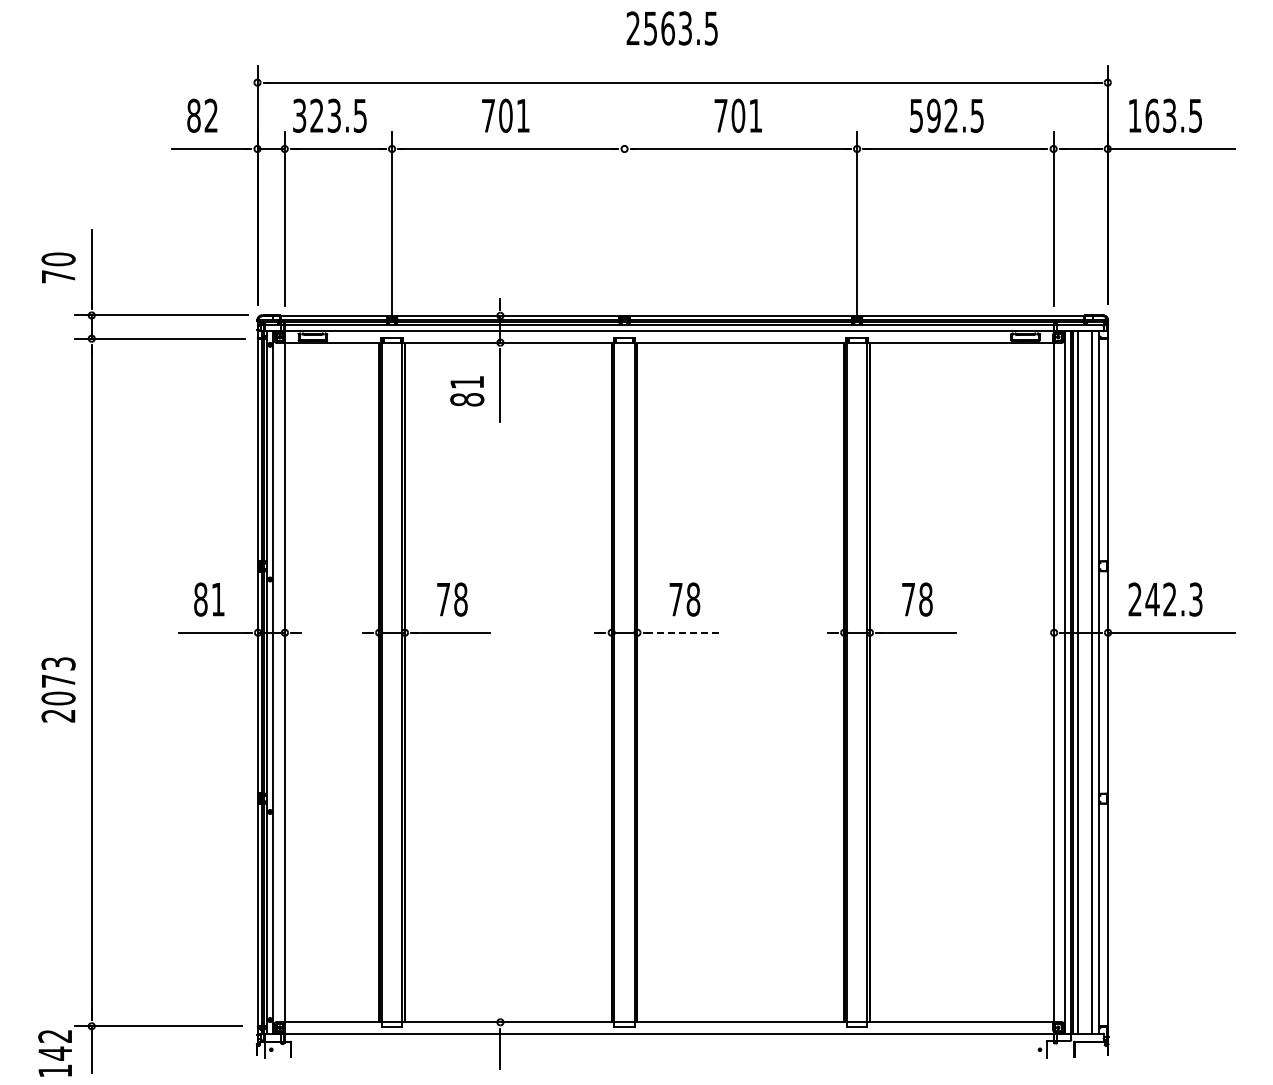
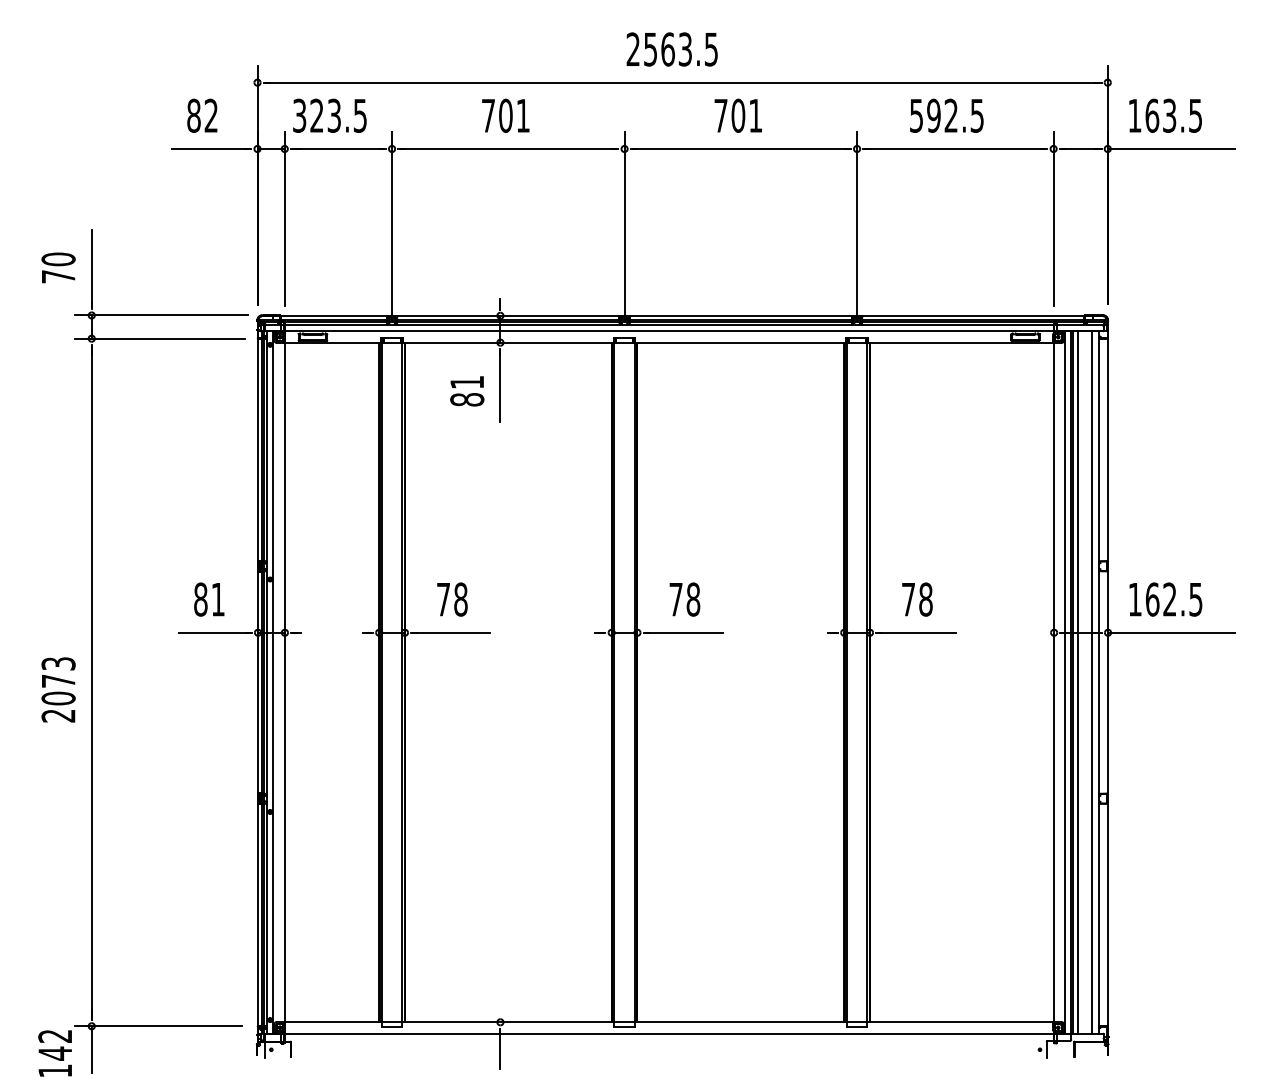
text position: (671, 28) -> (671, 49) (671, 49)
line: none -> present (624, 226)
text: 242.3 -> 162.5 (1165, 599)
line: dashed -> solid (684, 632)
